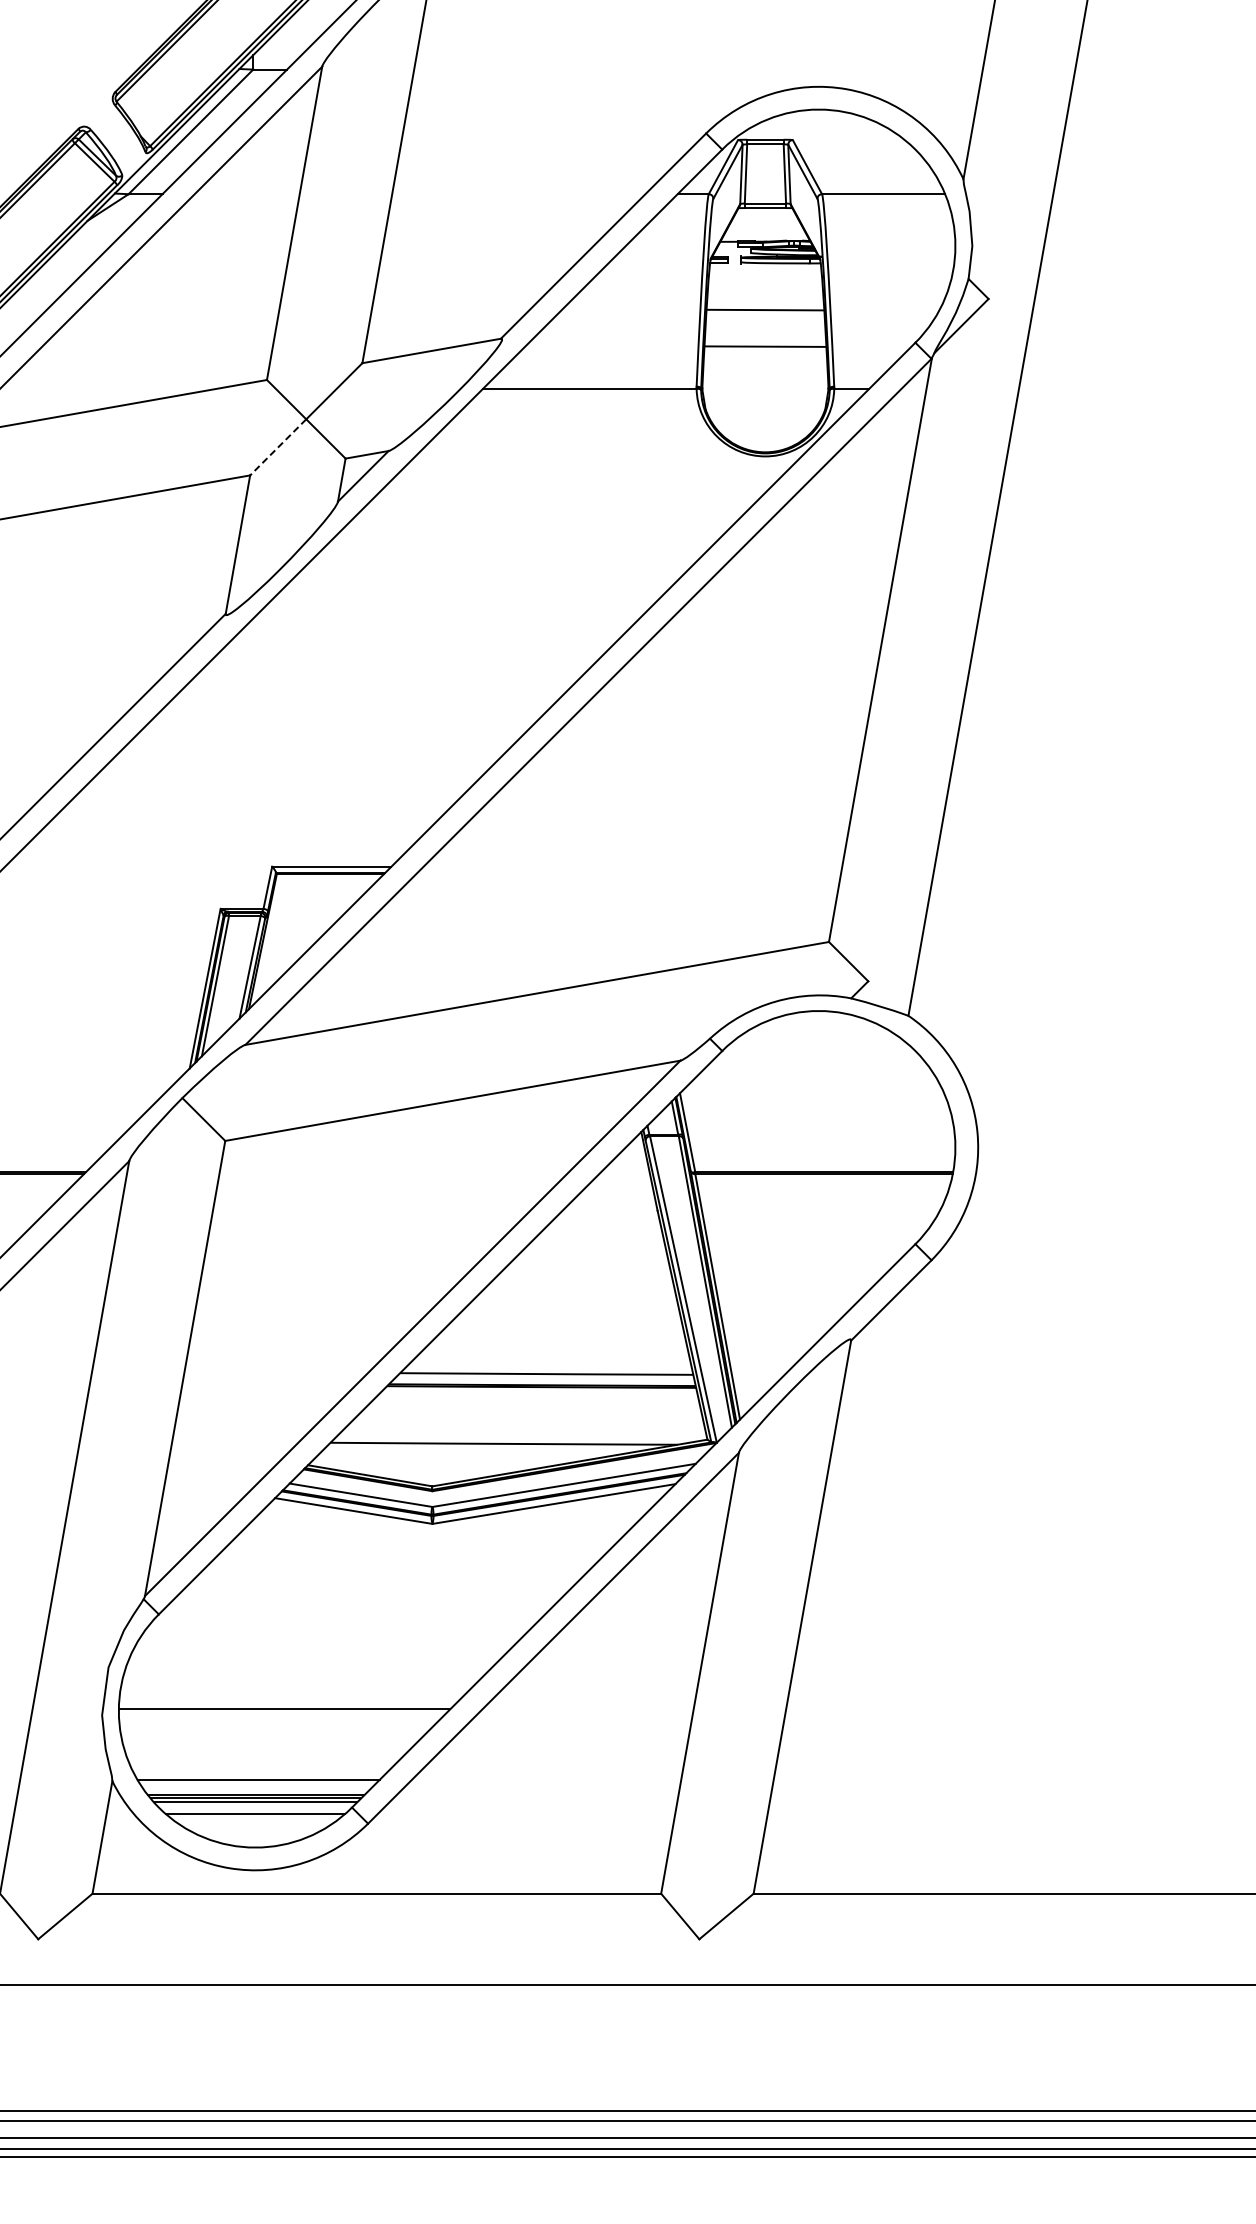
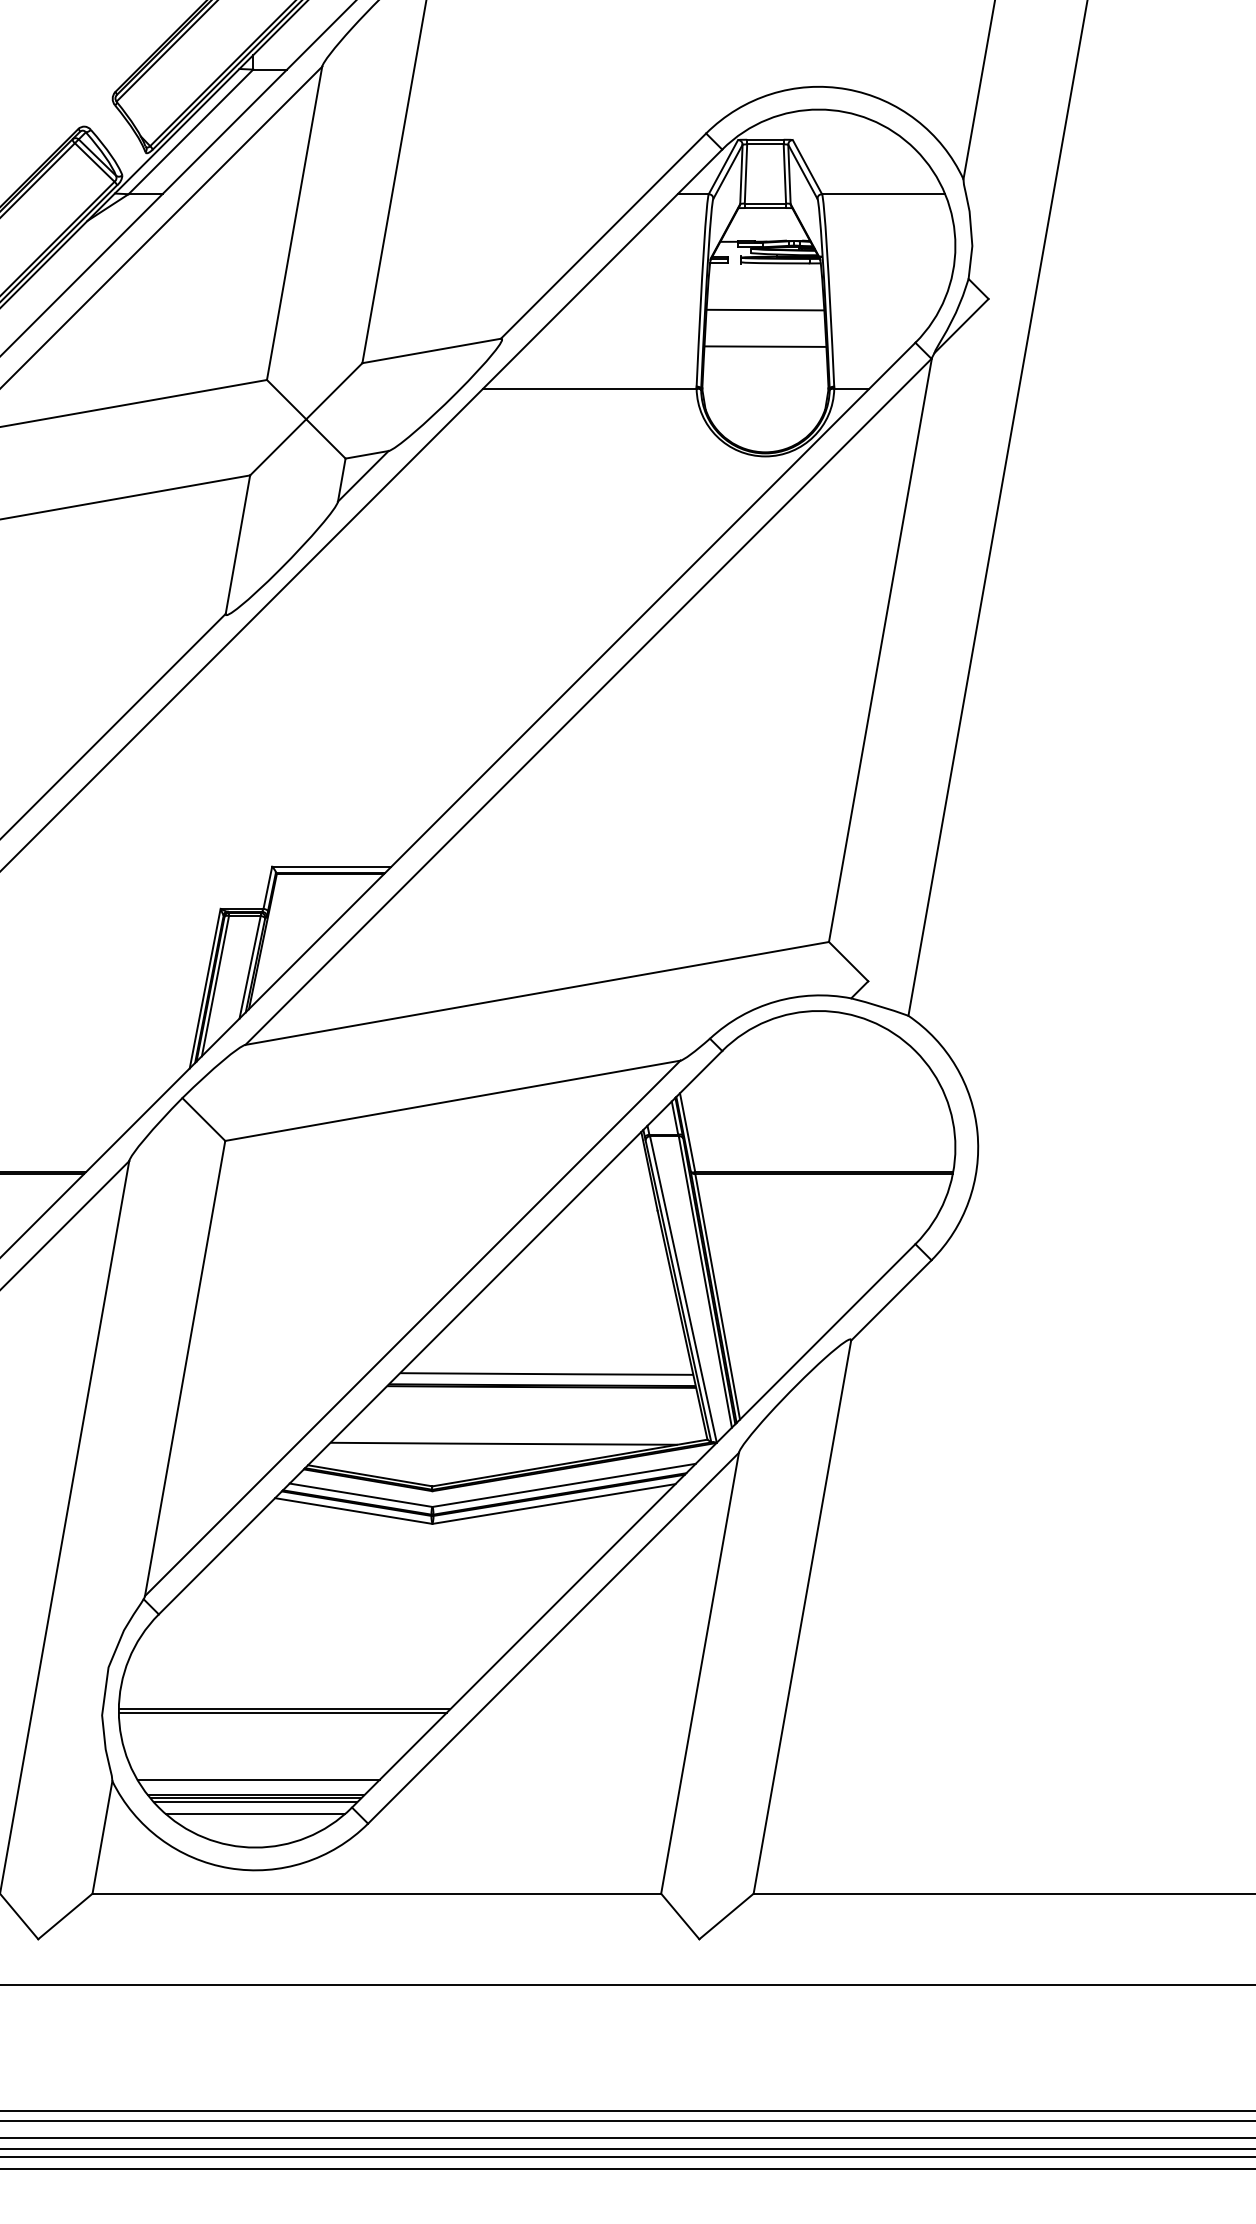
line: dashed -> solid (278, 447)
line: none -> present (282, 1712)
line: none -> present (627, 2168)
